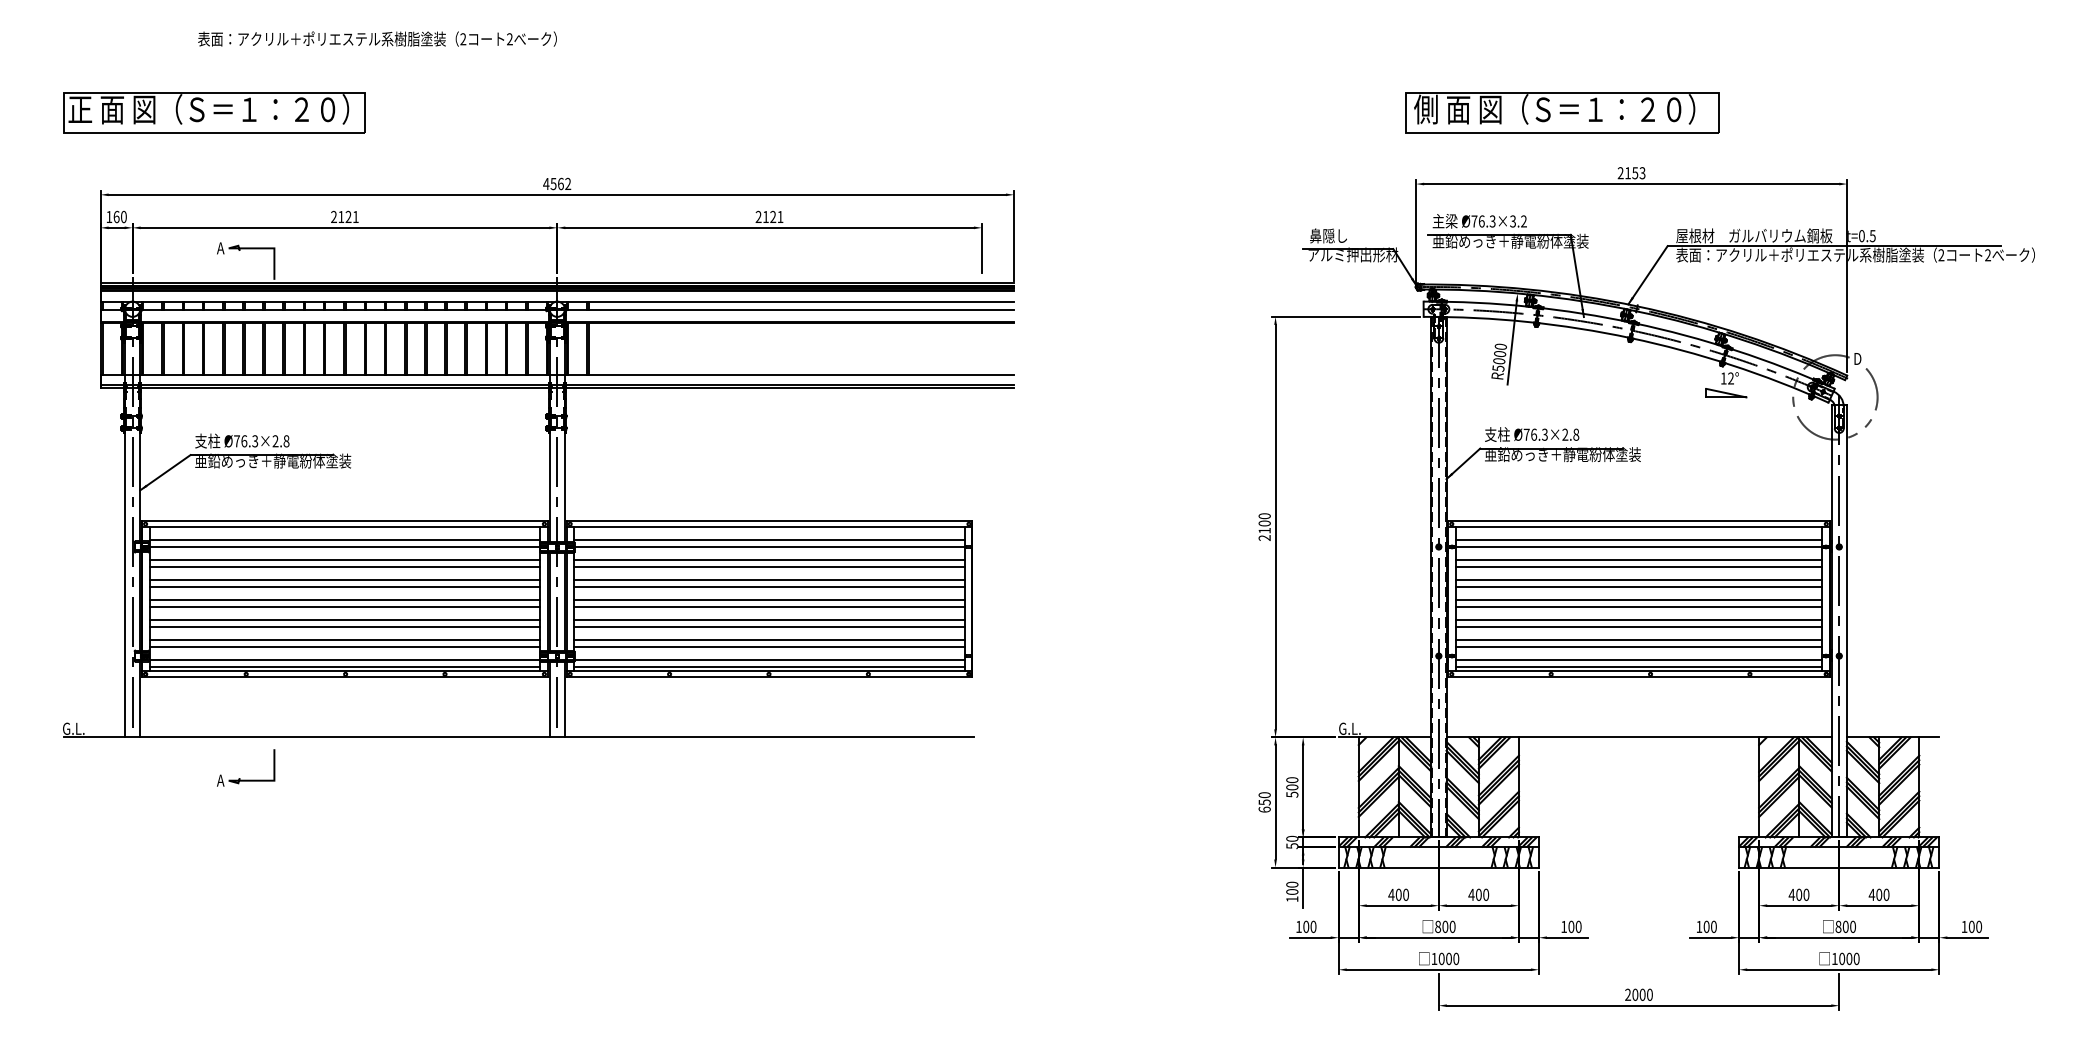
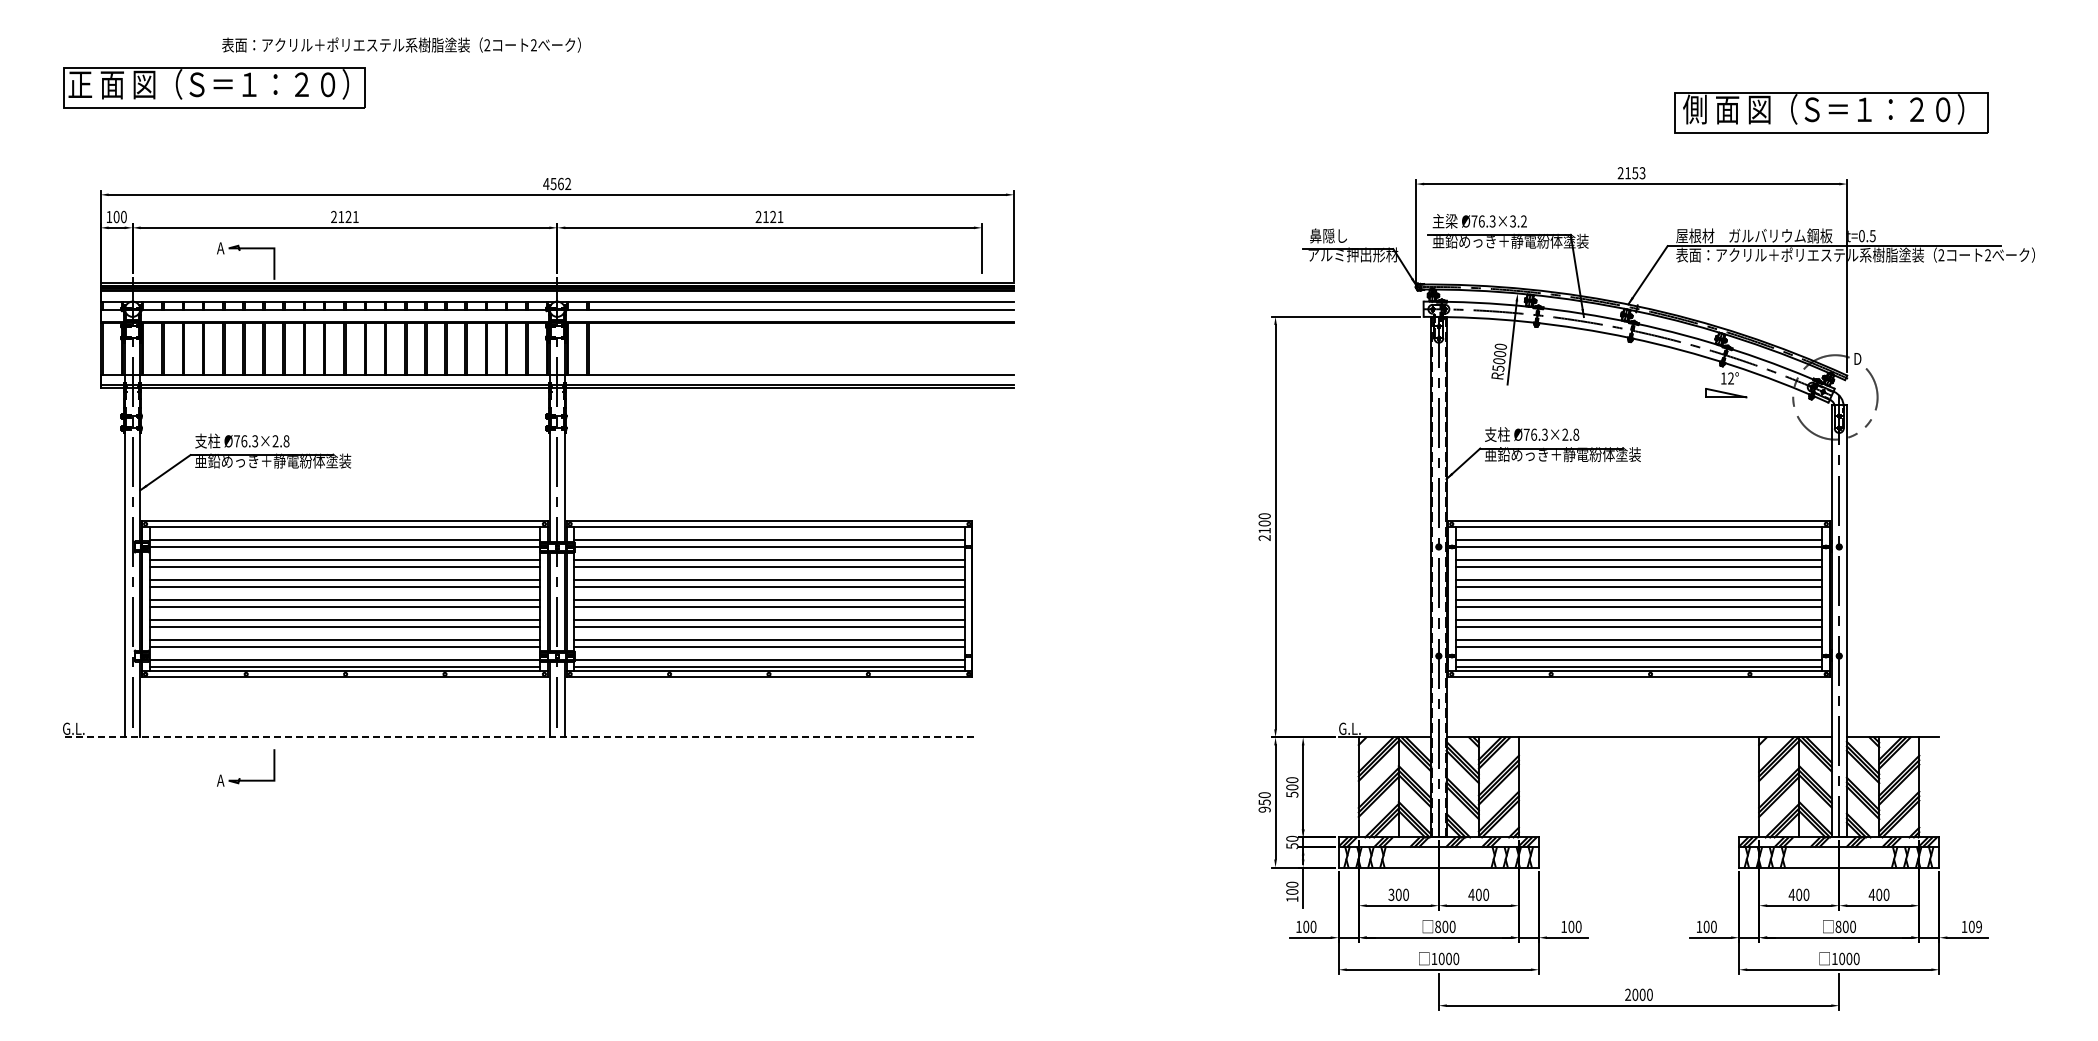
text position: (377, 38) -> (401, 44) (401, 44)
part position: (214, 112) -> (214, 87) (214, 87)
part position: (1562, 112) -> (1831, 112) (1831, 112)
text: 160 -> 100 (116, 216)
line: solid -> dashed (518, 737)
text: 650 -> 950 (1264, 809)
text: 400 -> 300 (1391, 894)
text: 100 -> 109 (1978, 926)
